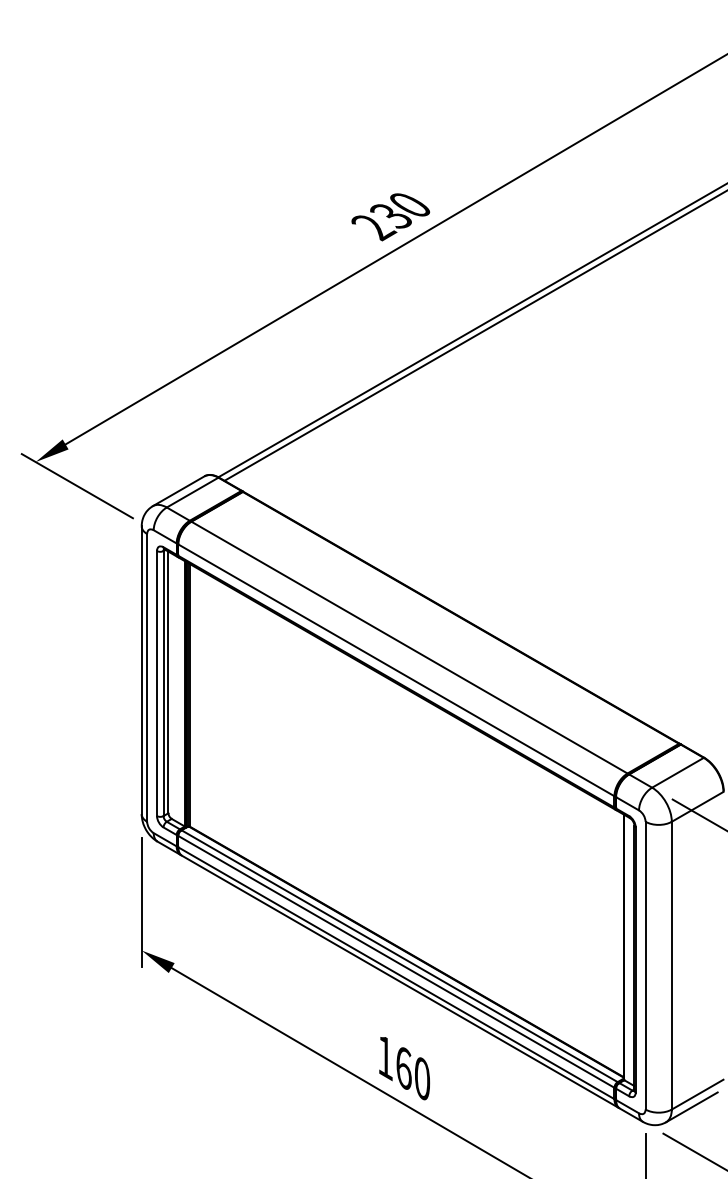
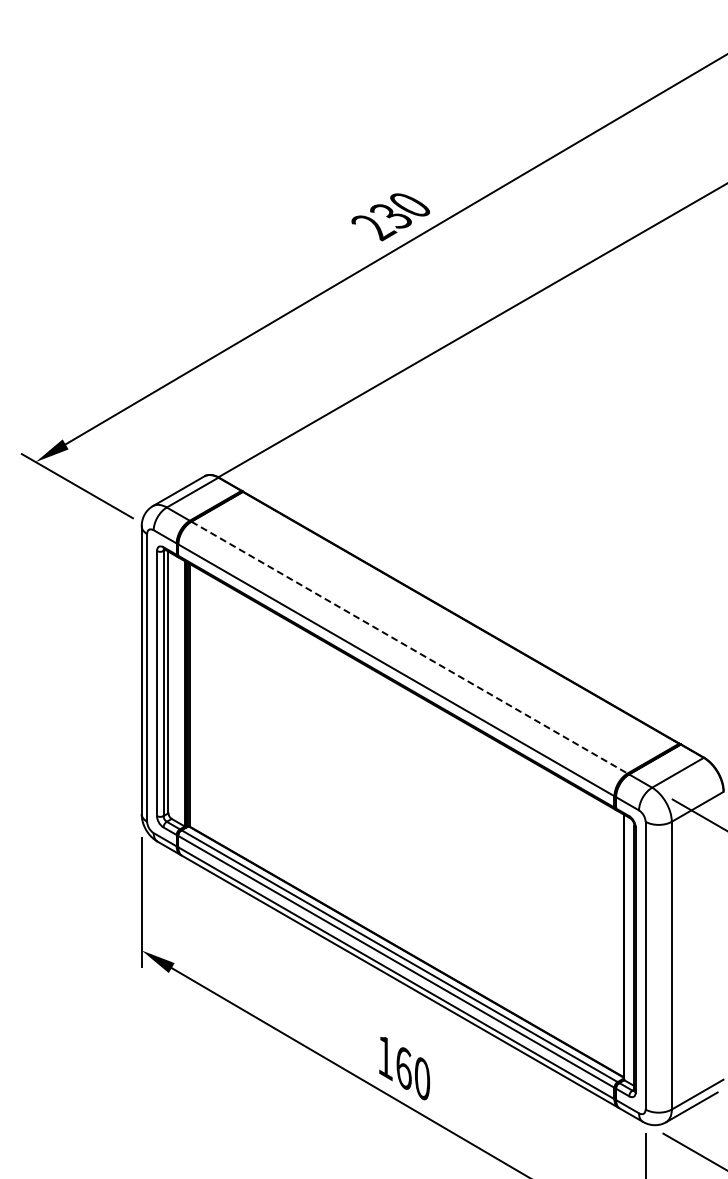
line: present -> none (474, 336)
line: solid -> dashed (409, 647)
